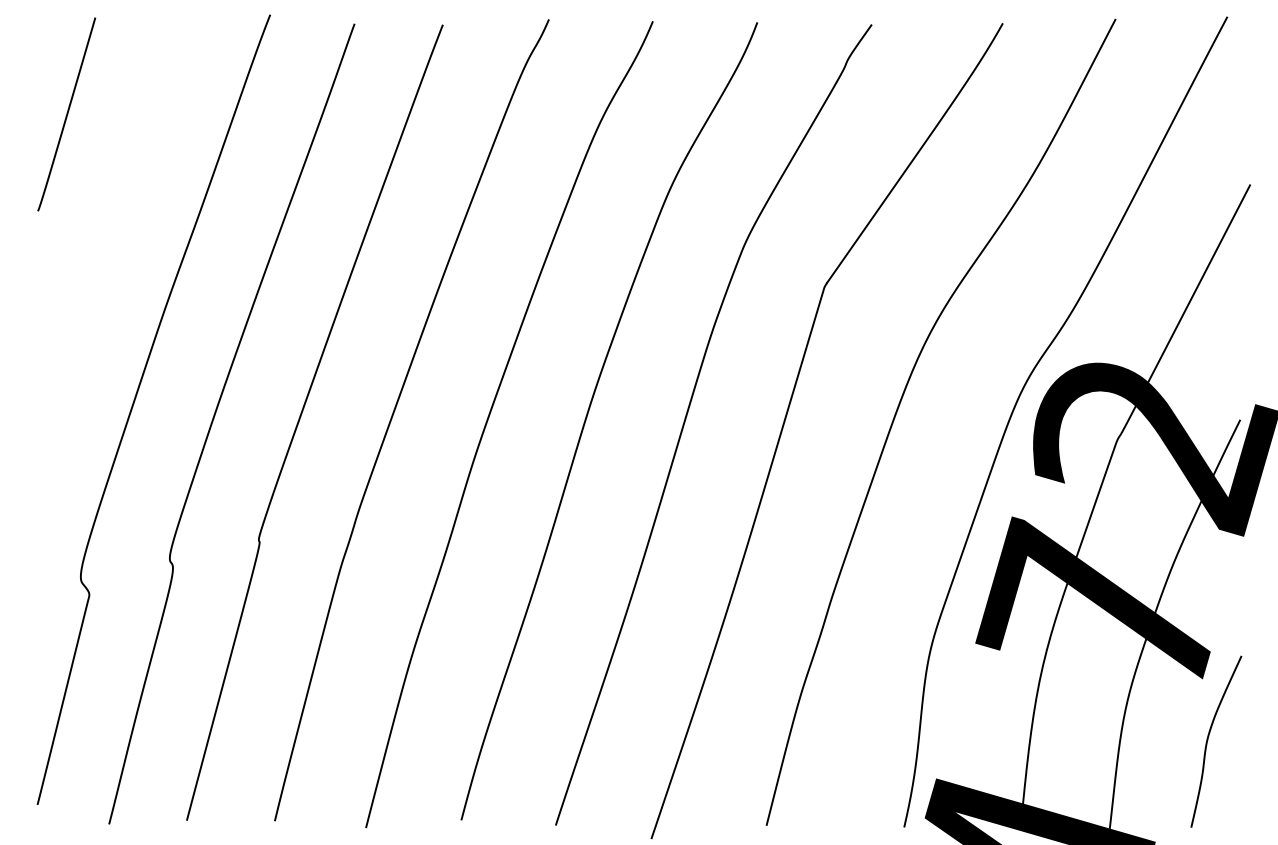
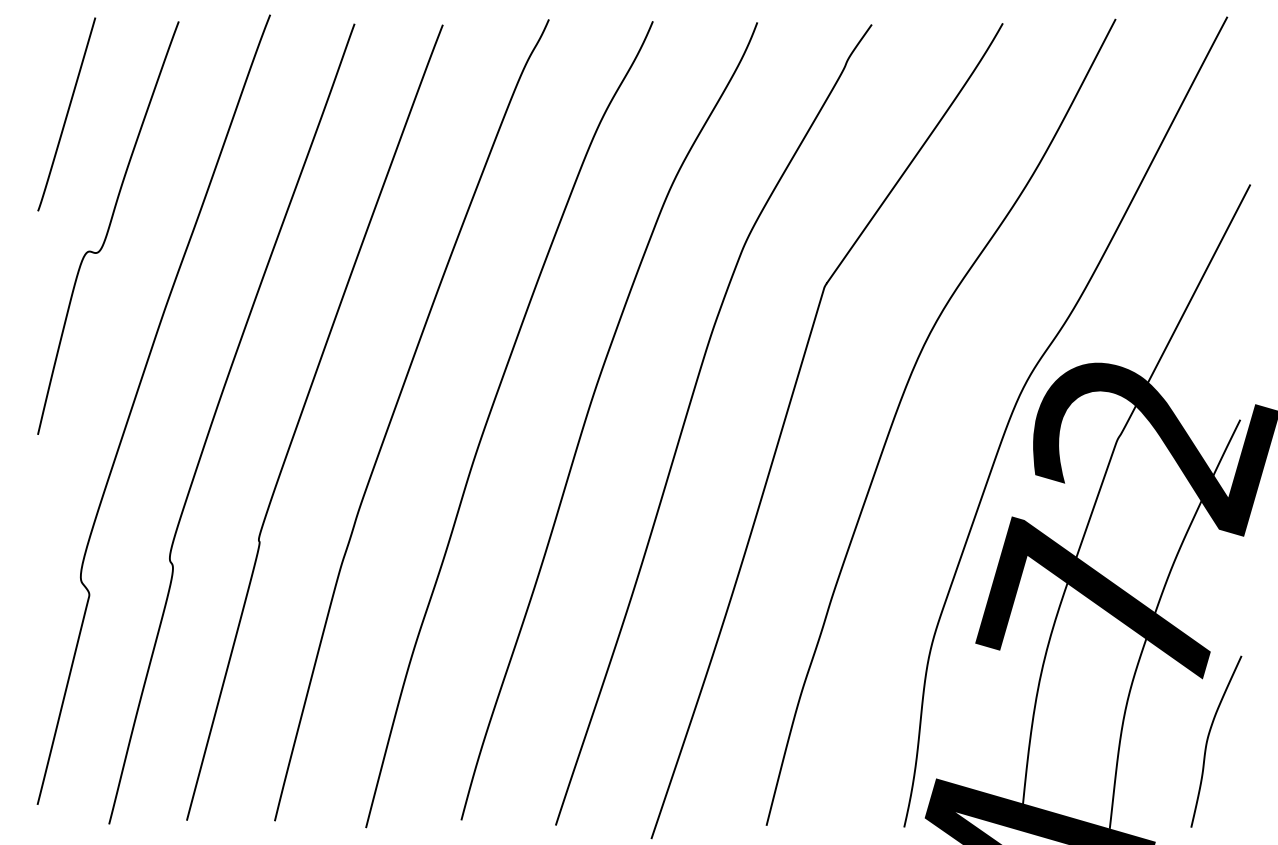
curve: none -> present (108, 227)
